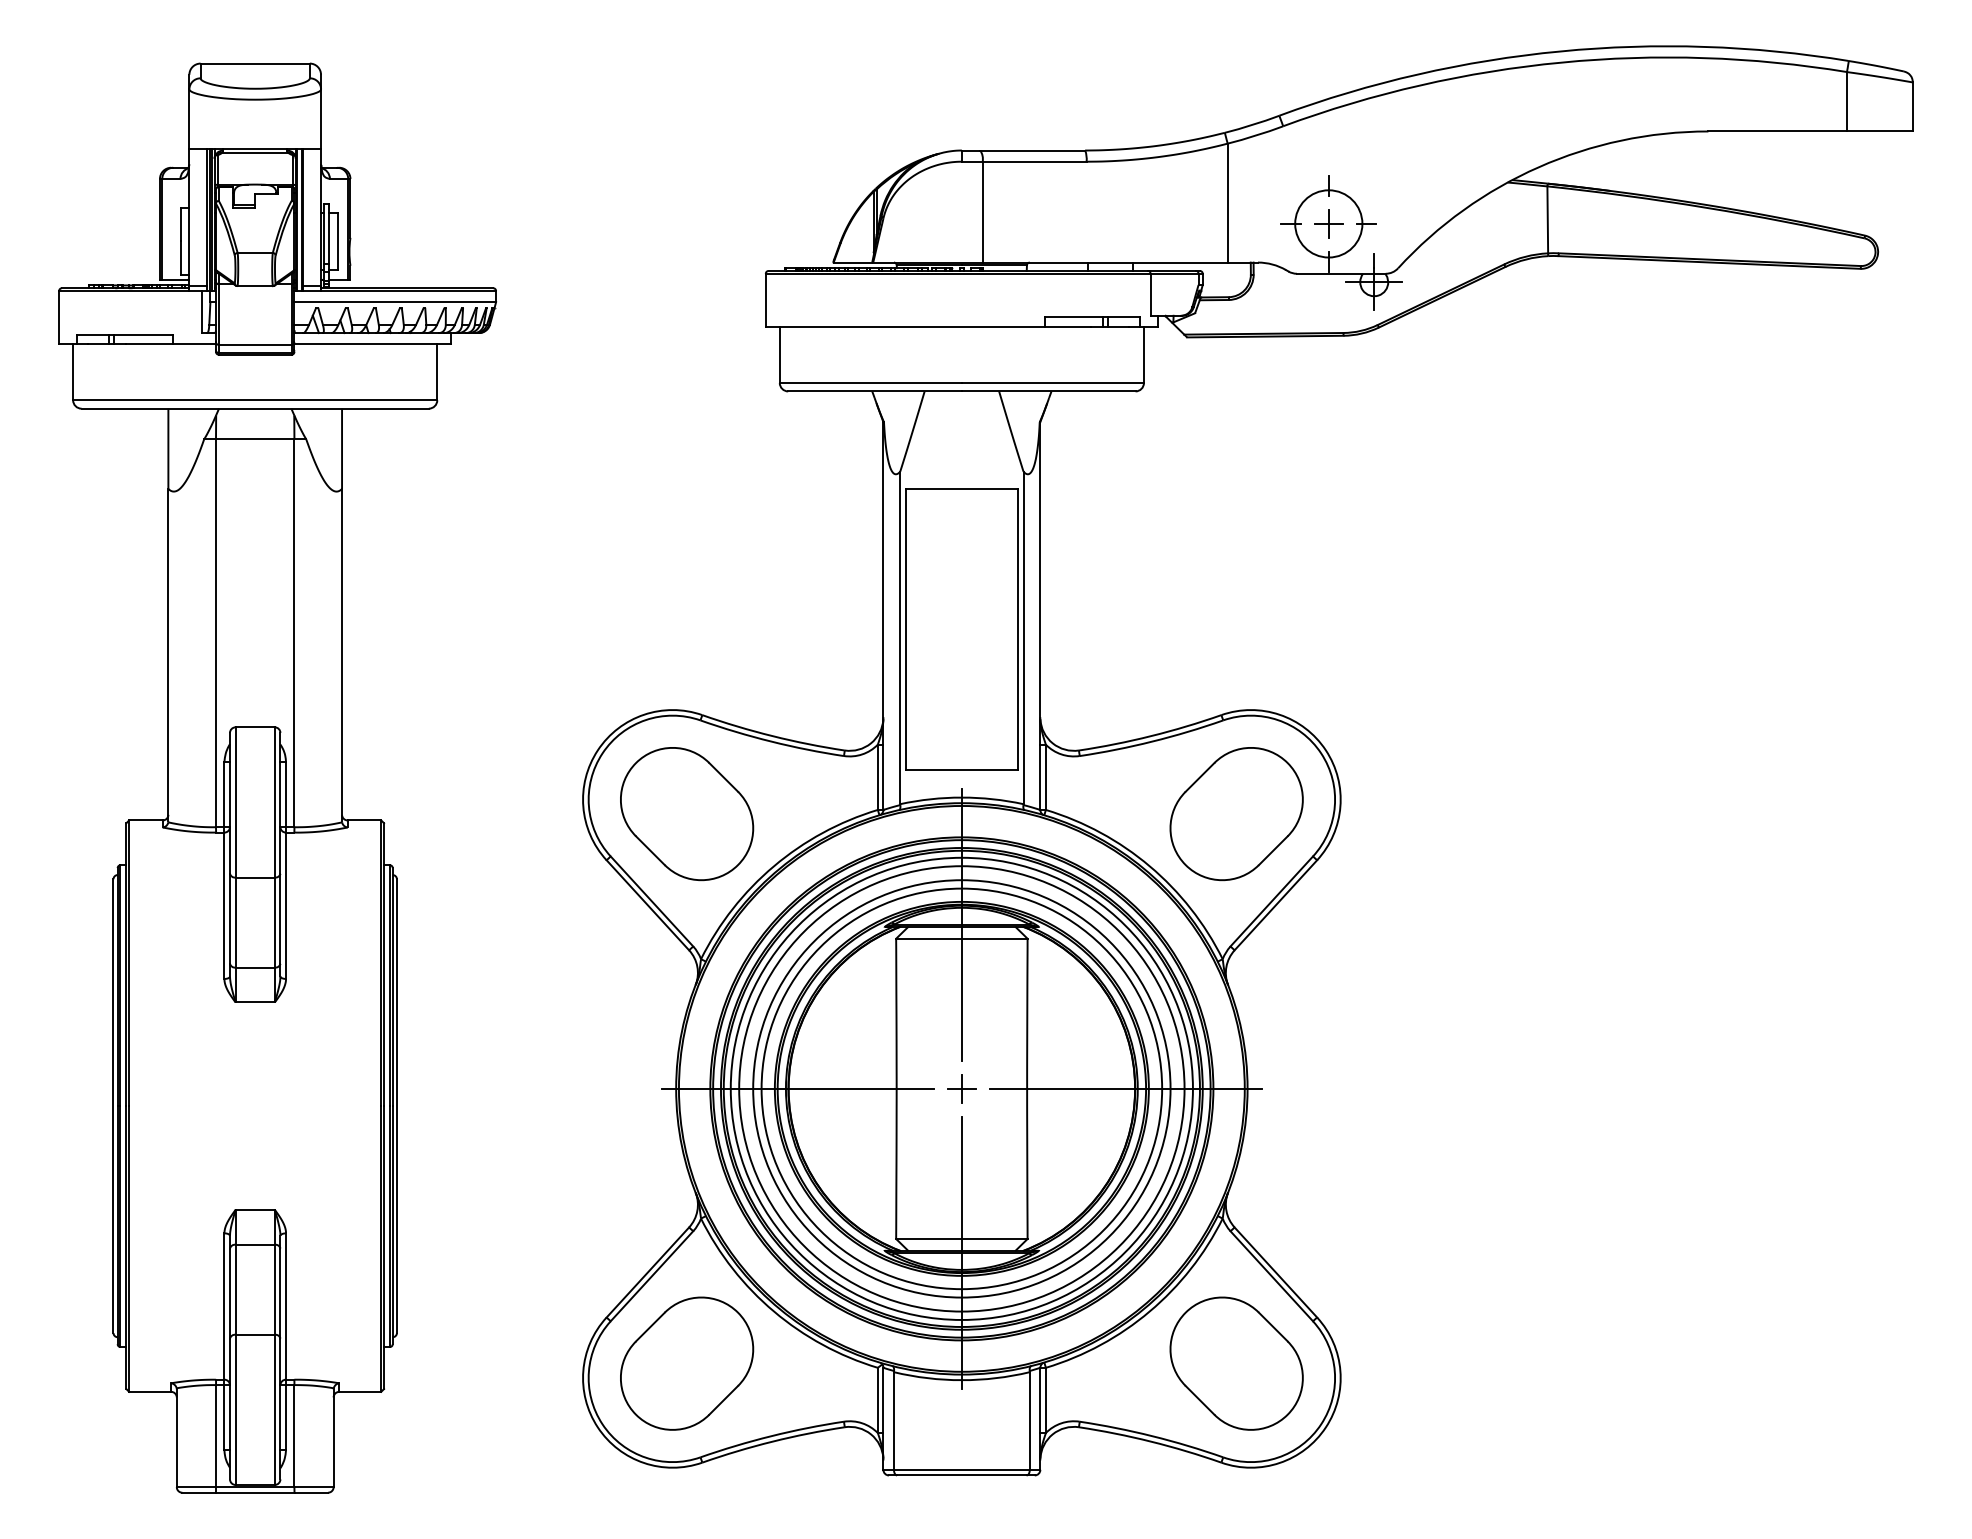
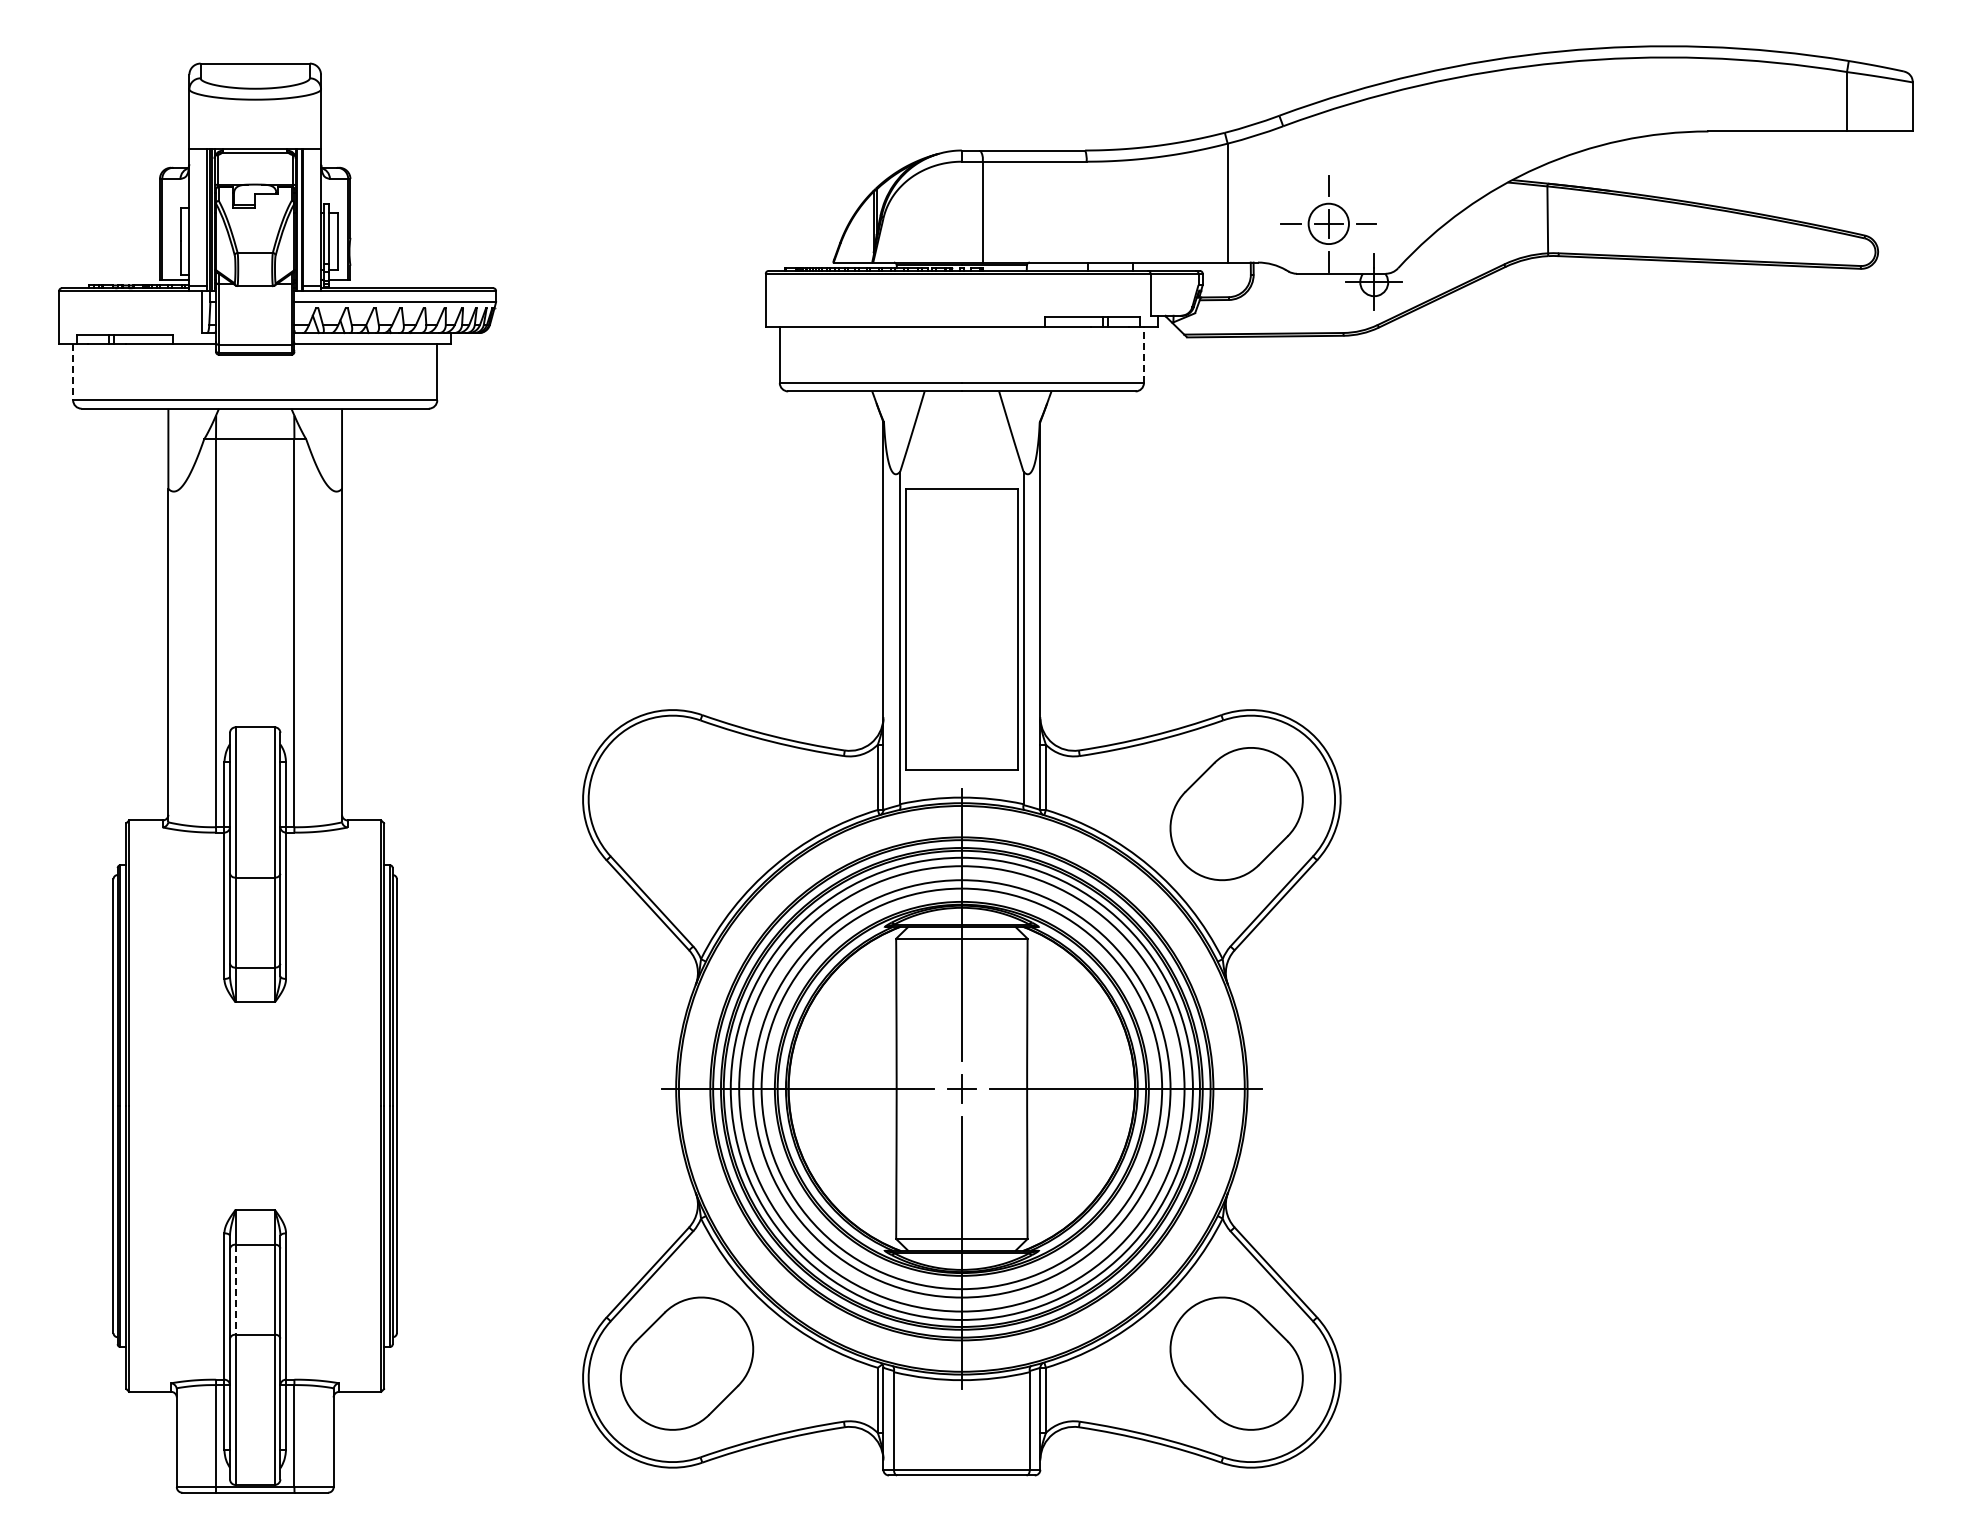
circle diameter: 67 px -> 40 px (1328, 223)
line: solid -> dashed (1143, 354)
line: solid -> dashed (73, 372)
part: present -> none (687, 814)
line: solid -> dashed (235, 1290)
